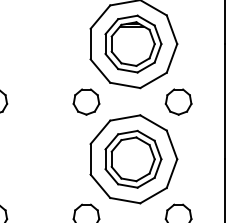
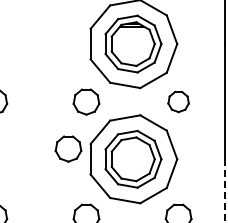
part size: 29x28 px -> 23x23 px (178, 102)
part: none -> present (68, 148)
line: solid -> dashed (224, 191)
